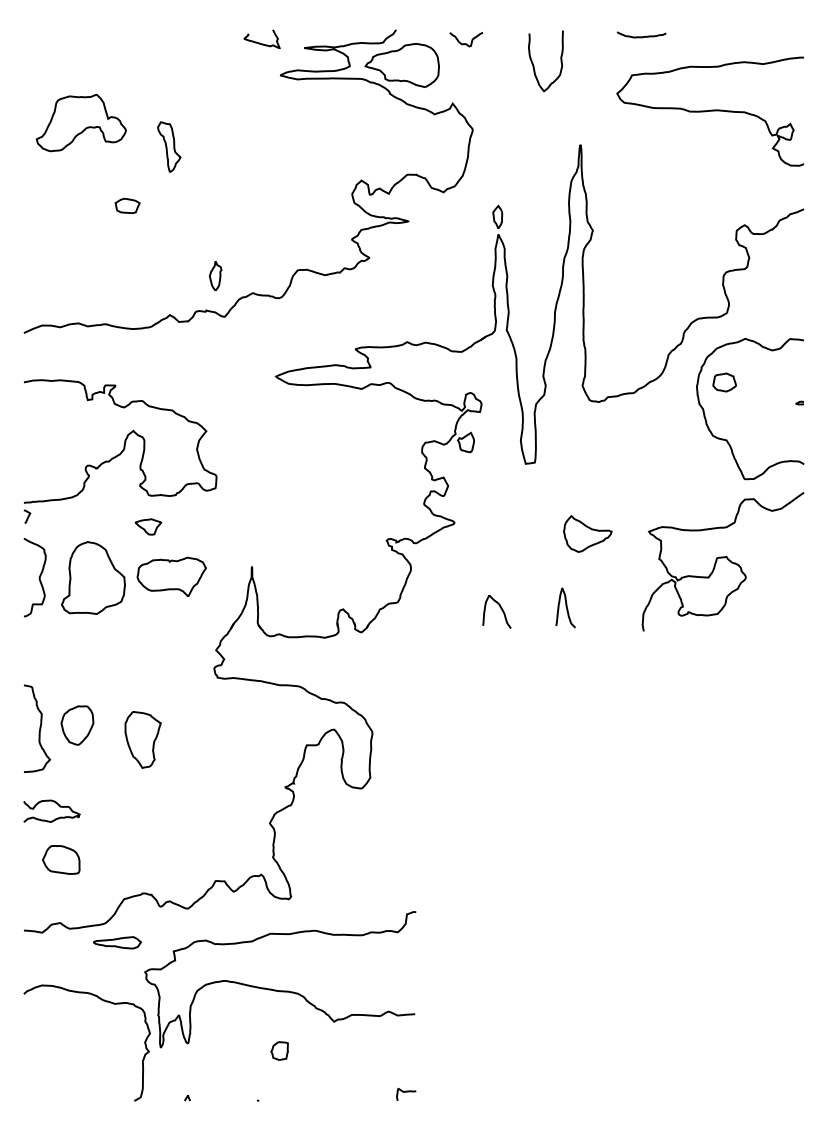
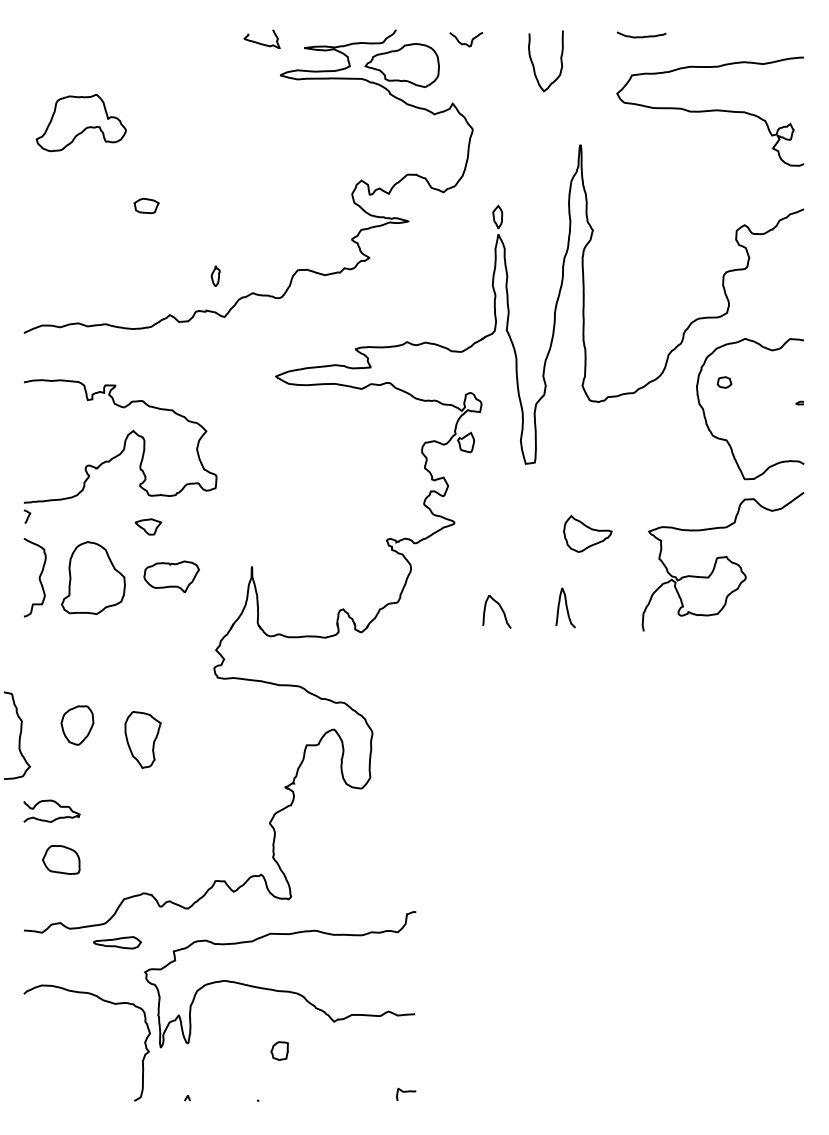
part: present -> none (169, 146)
part position: (127, 205) -> (146, 205) (146, 205)
part size: 14x31 px -> 11x22 px (215, 275)
part size: 25x21 px -> 17x13 px (724, 382)
part size: 71x41 px -> 57x33 px (171, 576)
curve position: (39, 728) -> (19, 735) (19, 735)
